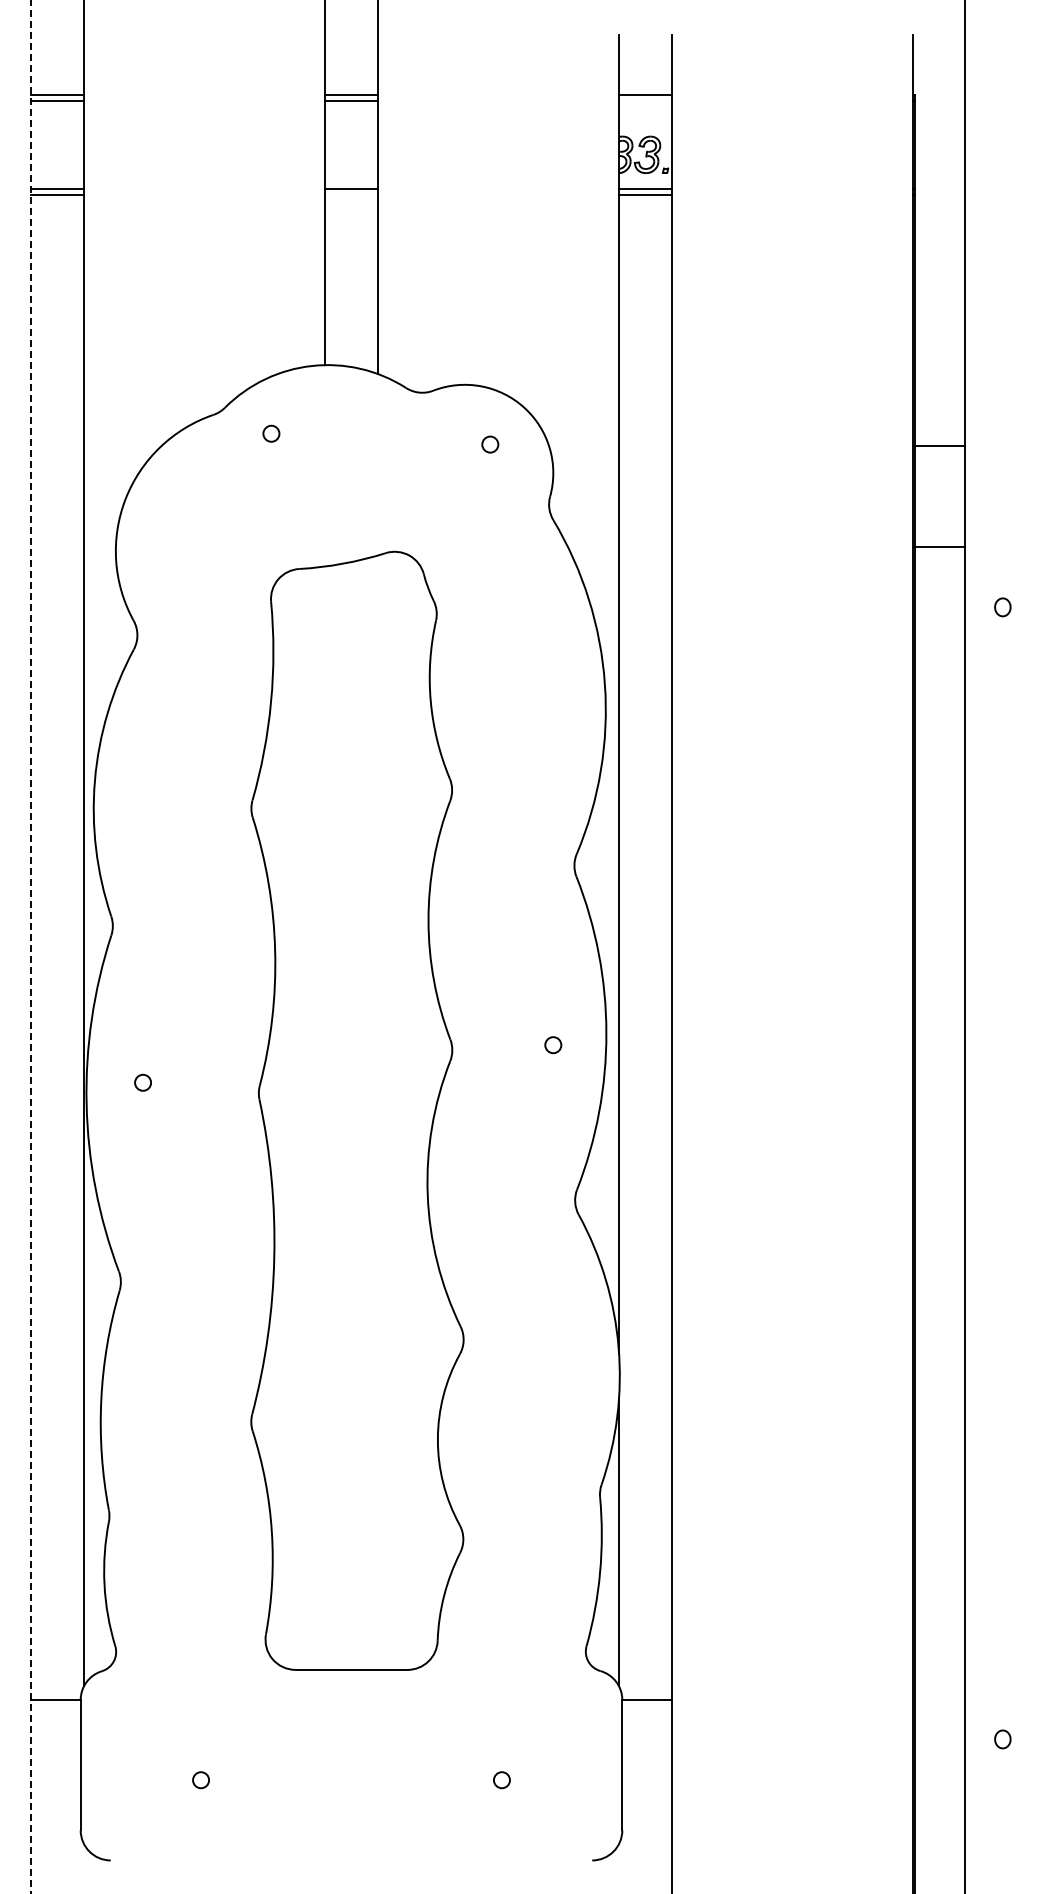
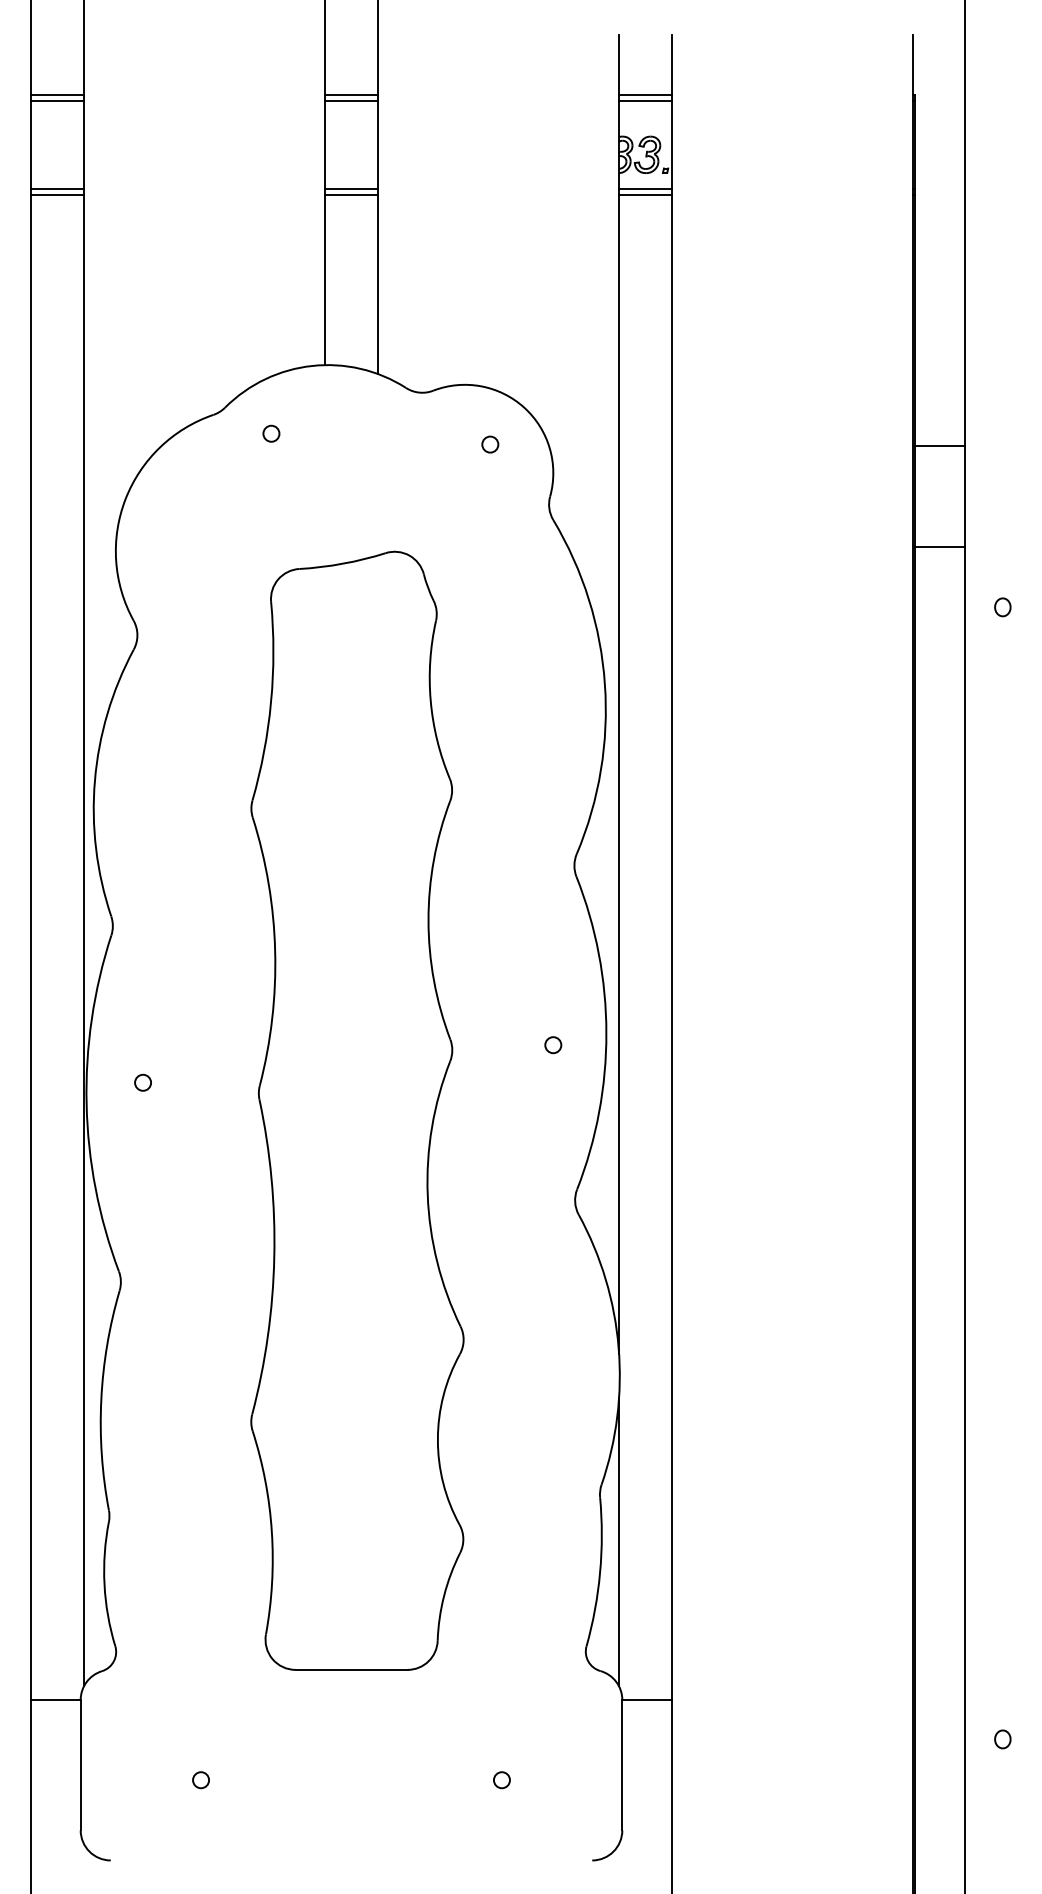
line: none -> present (645, 101)
line: none -> present (351, 195)
line: dashed -> solid (31, 947)
